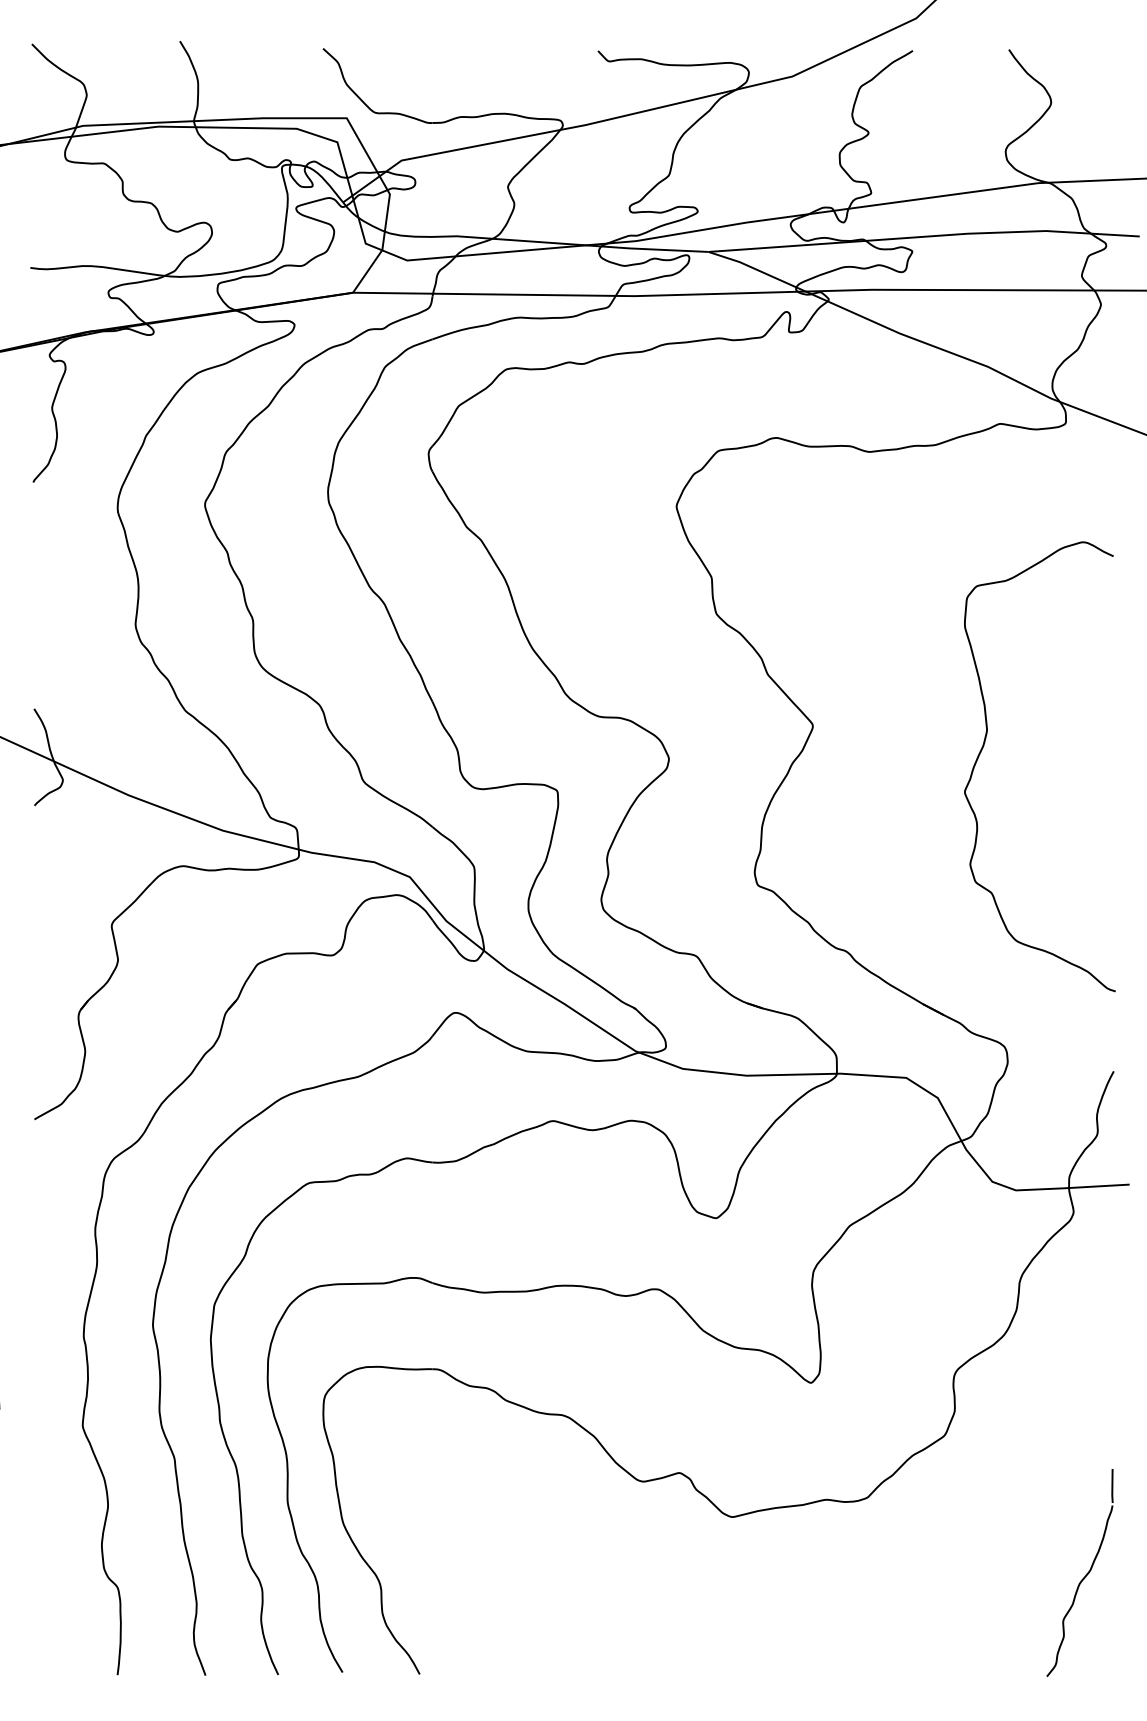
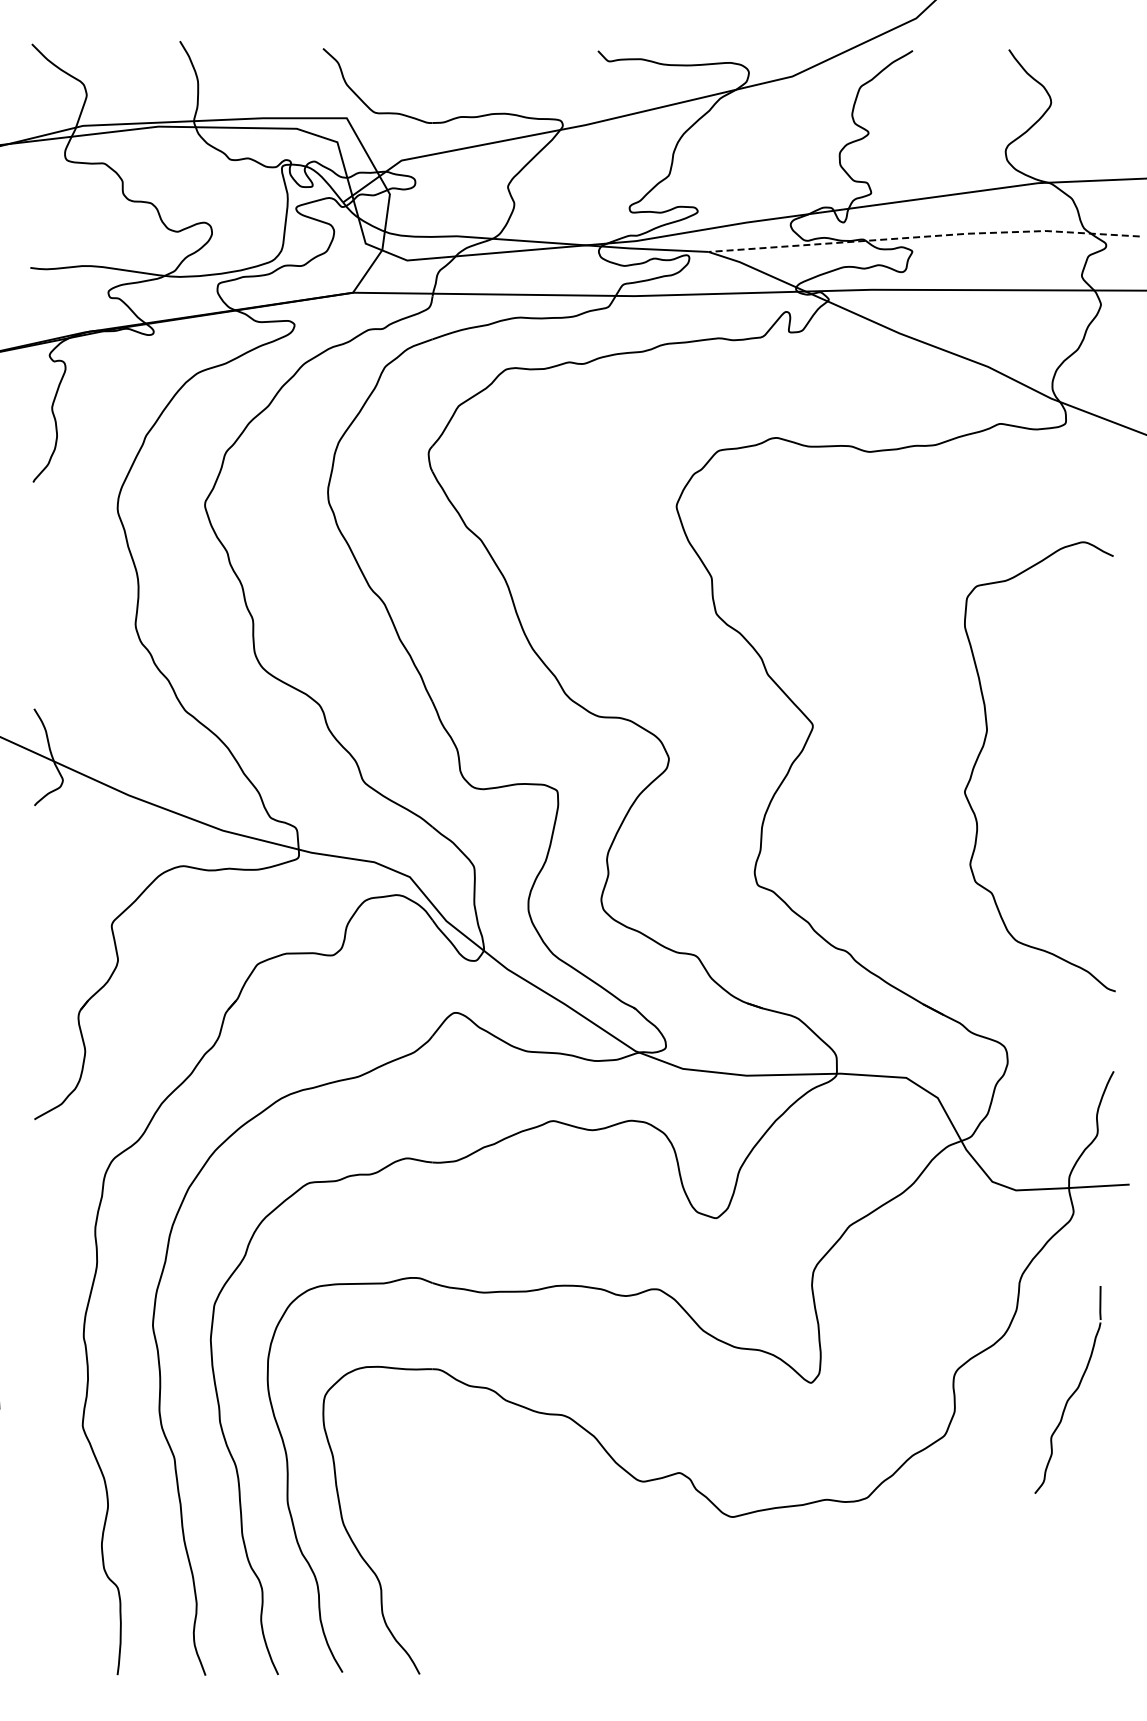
line: solid -> dashed (924, 236)
part position: (1085, 1574) -> (1073, 1391) (1073, 1391)
